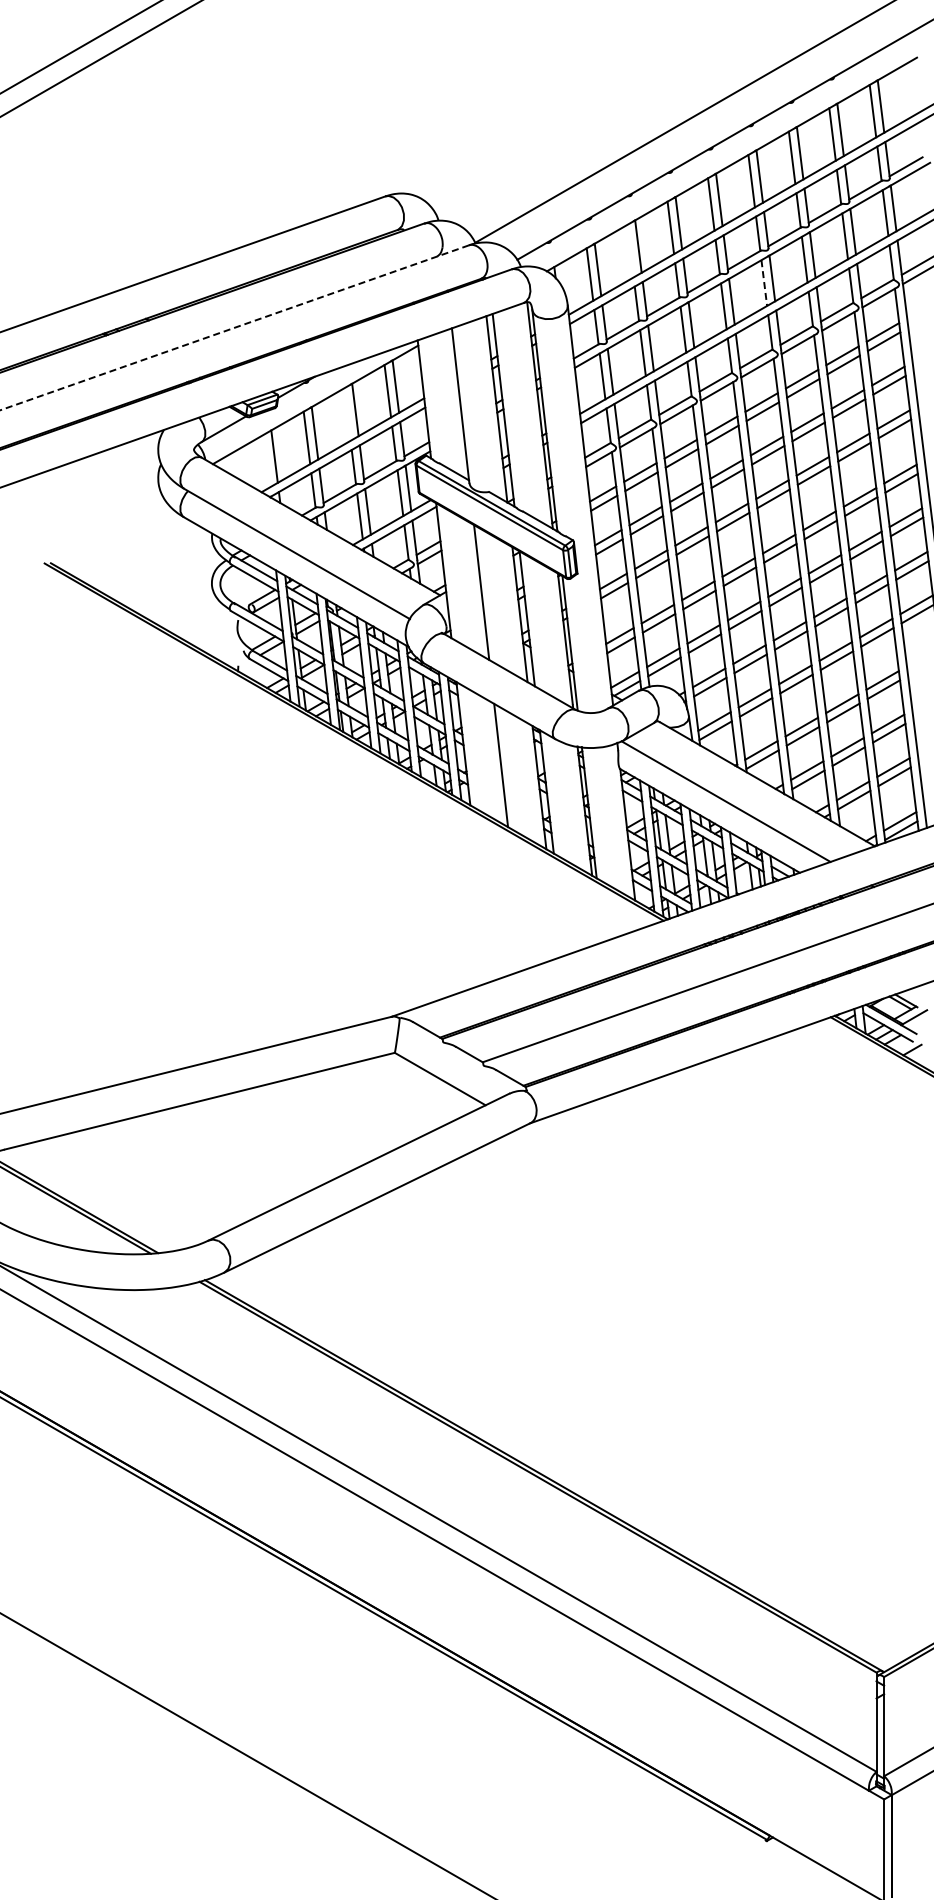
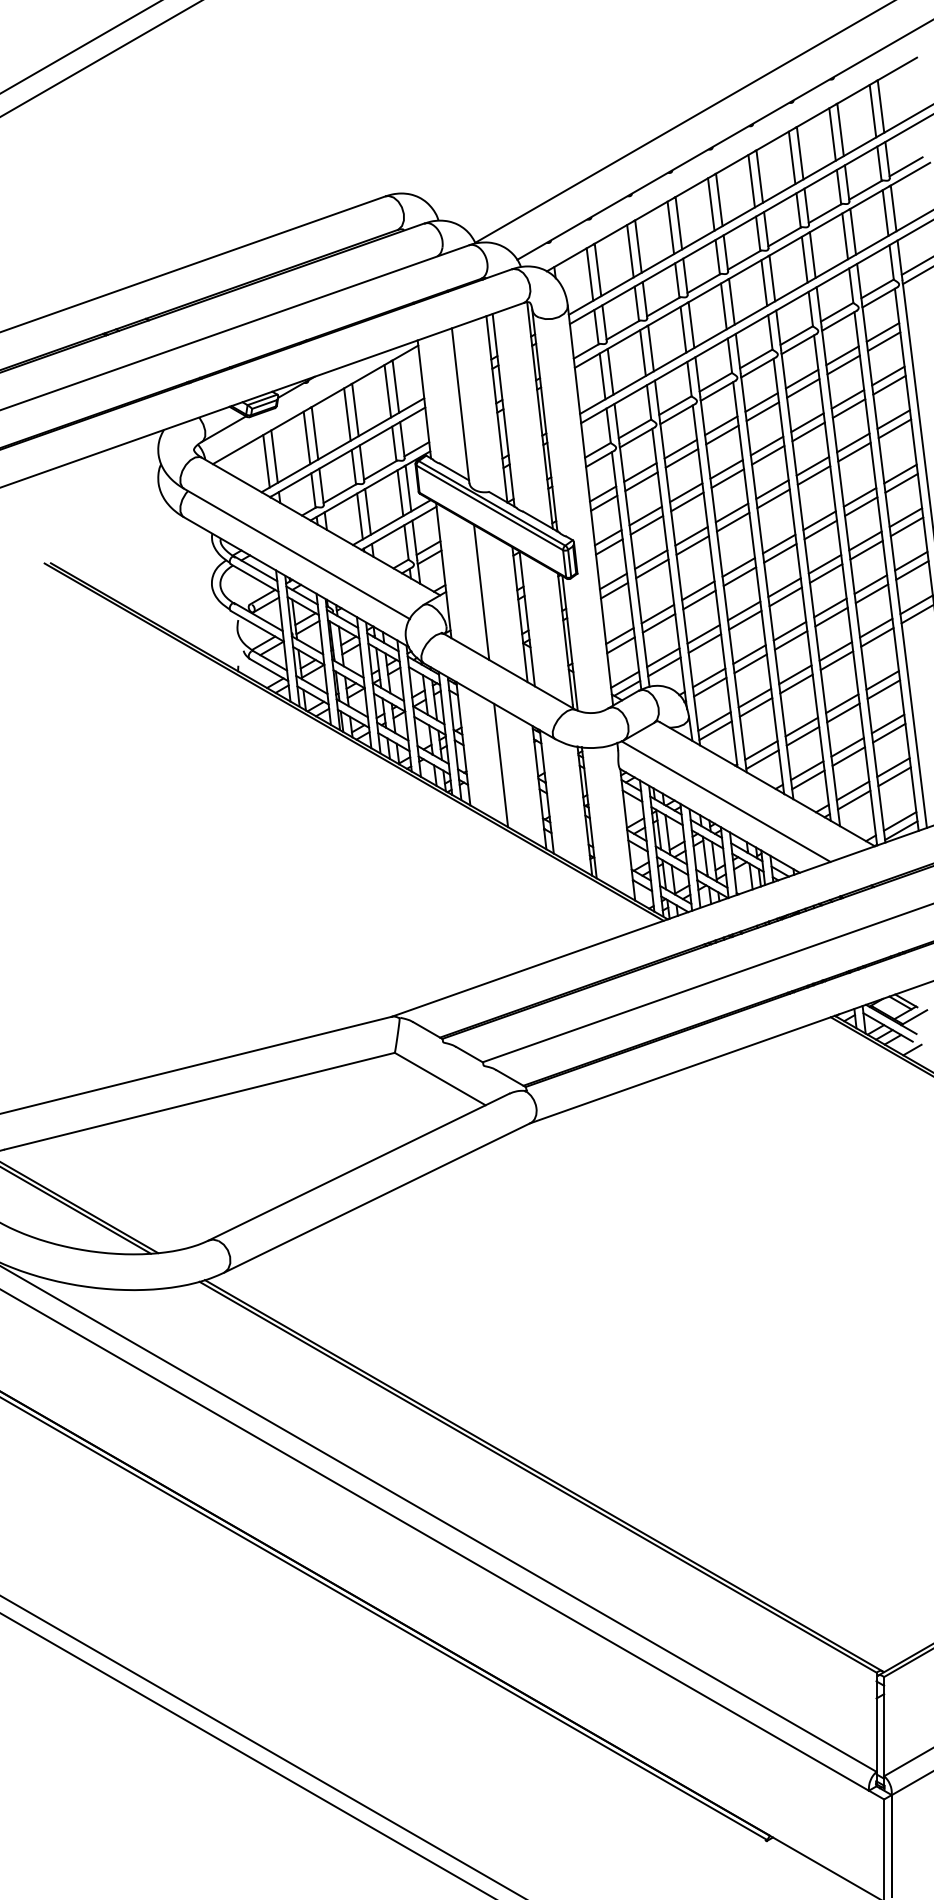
line: none -> present (630, 251)
line: dashed -> solid (764, 283)
line: dashed -> solid (234, 328)
line: none -> present (347, 414)
line: none -> present (266, 461)
line: none -> present (262, 1746)
